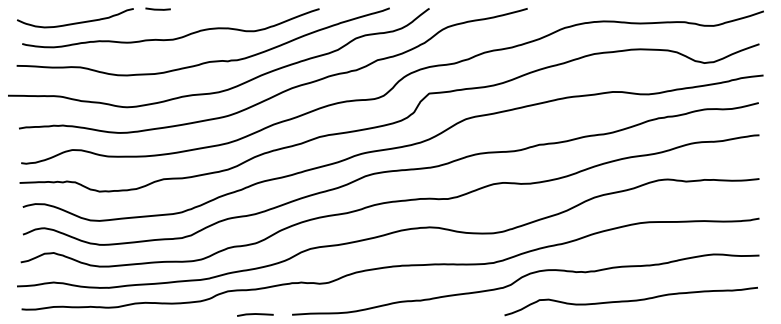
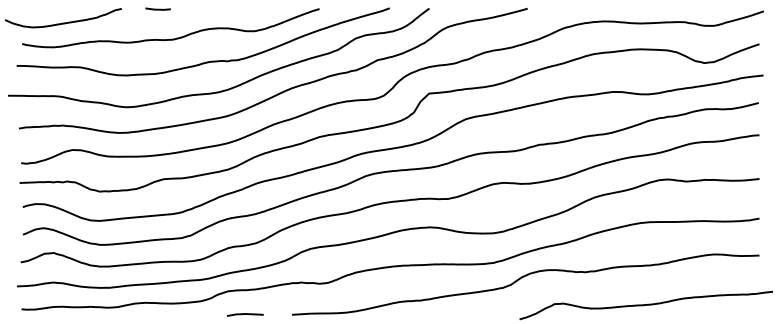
curve position: (75, 22) -> (63, 22) (63, 22)
curve position: (630, 301) -> (645, 305) (645, 305)
line position: (255, 314) -> (245, 314) (245, 314)
